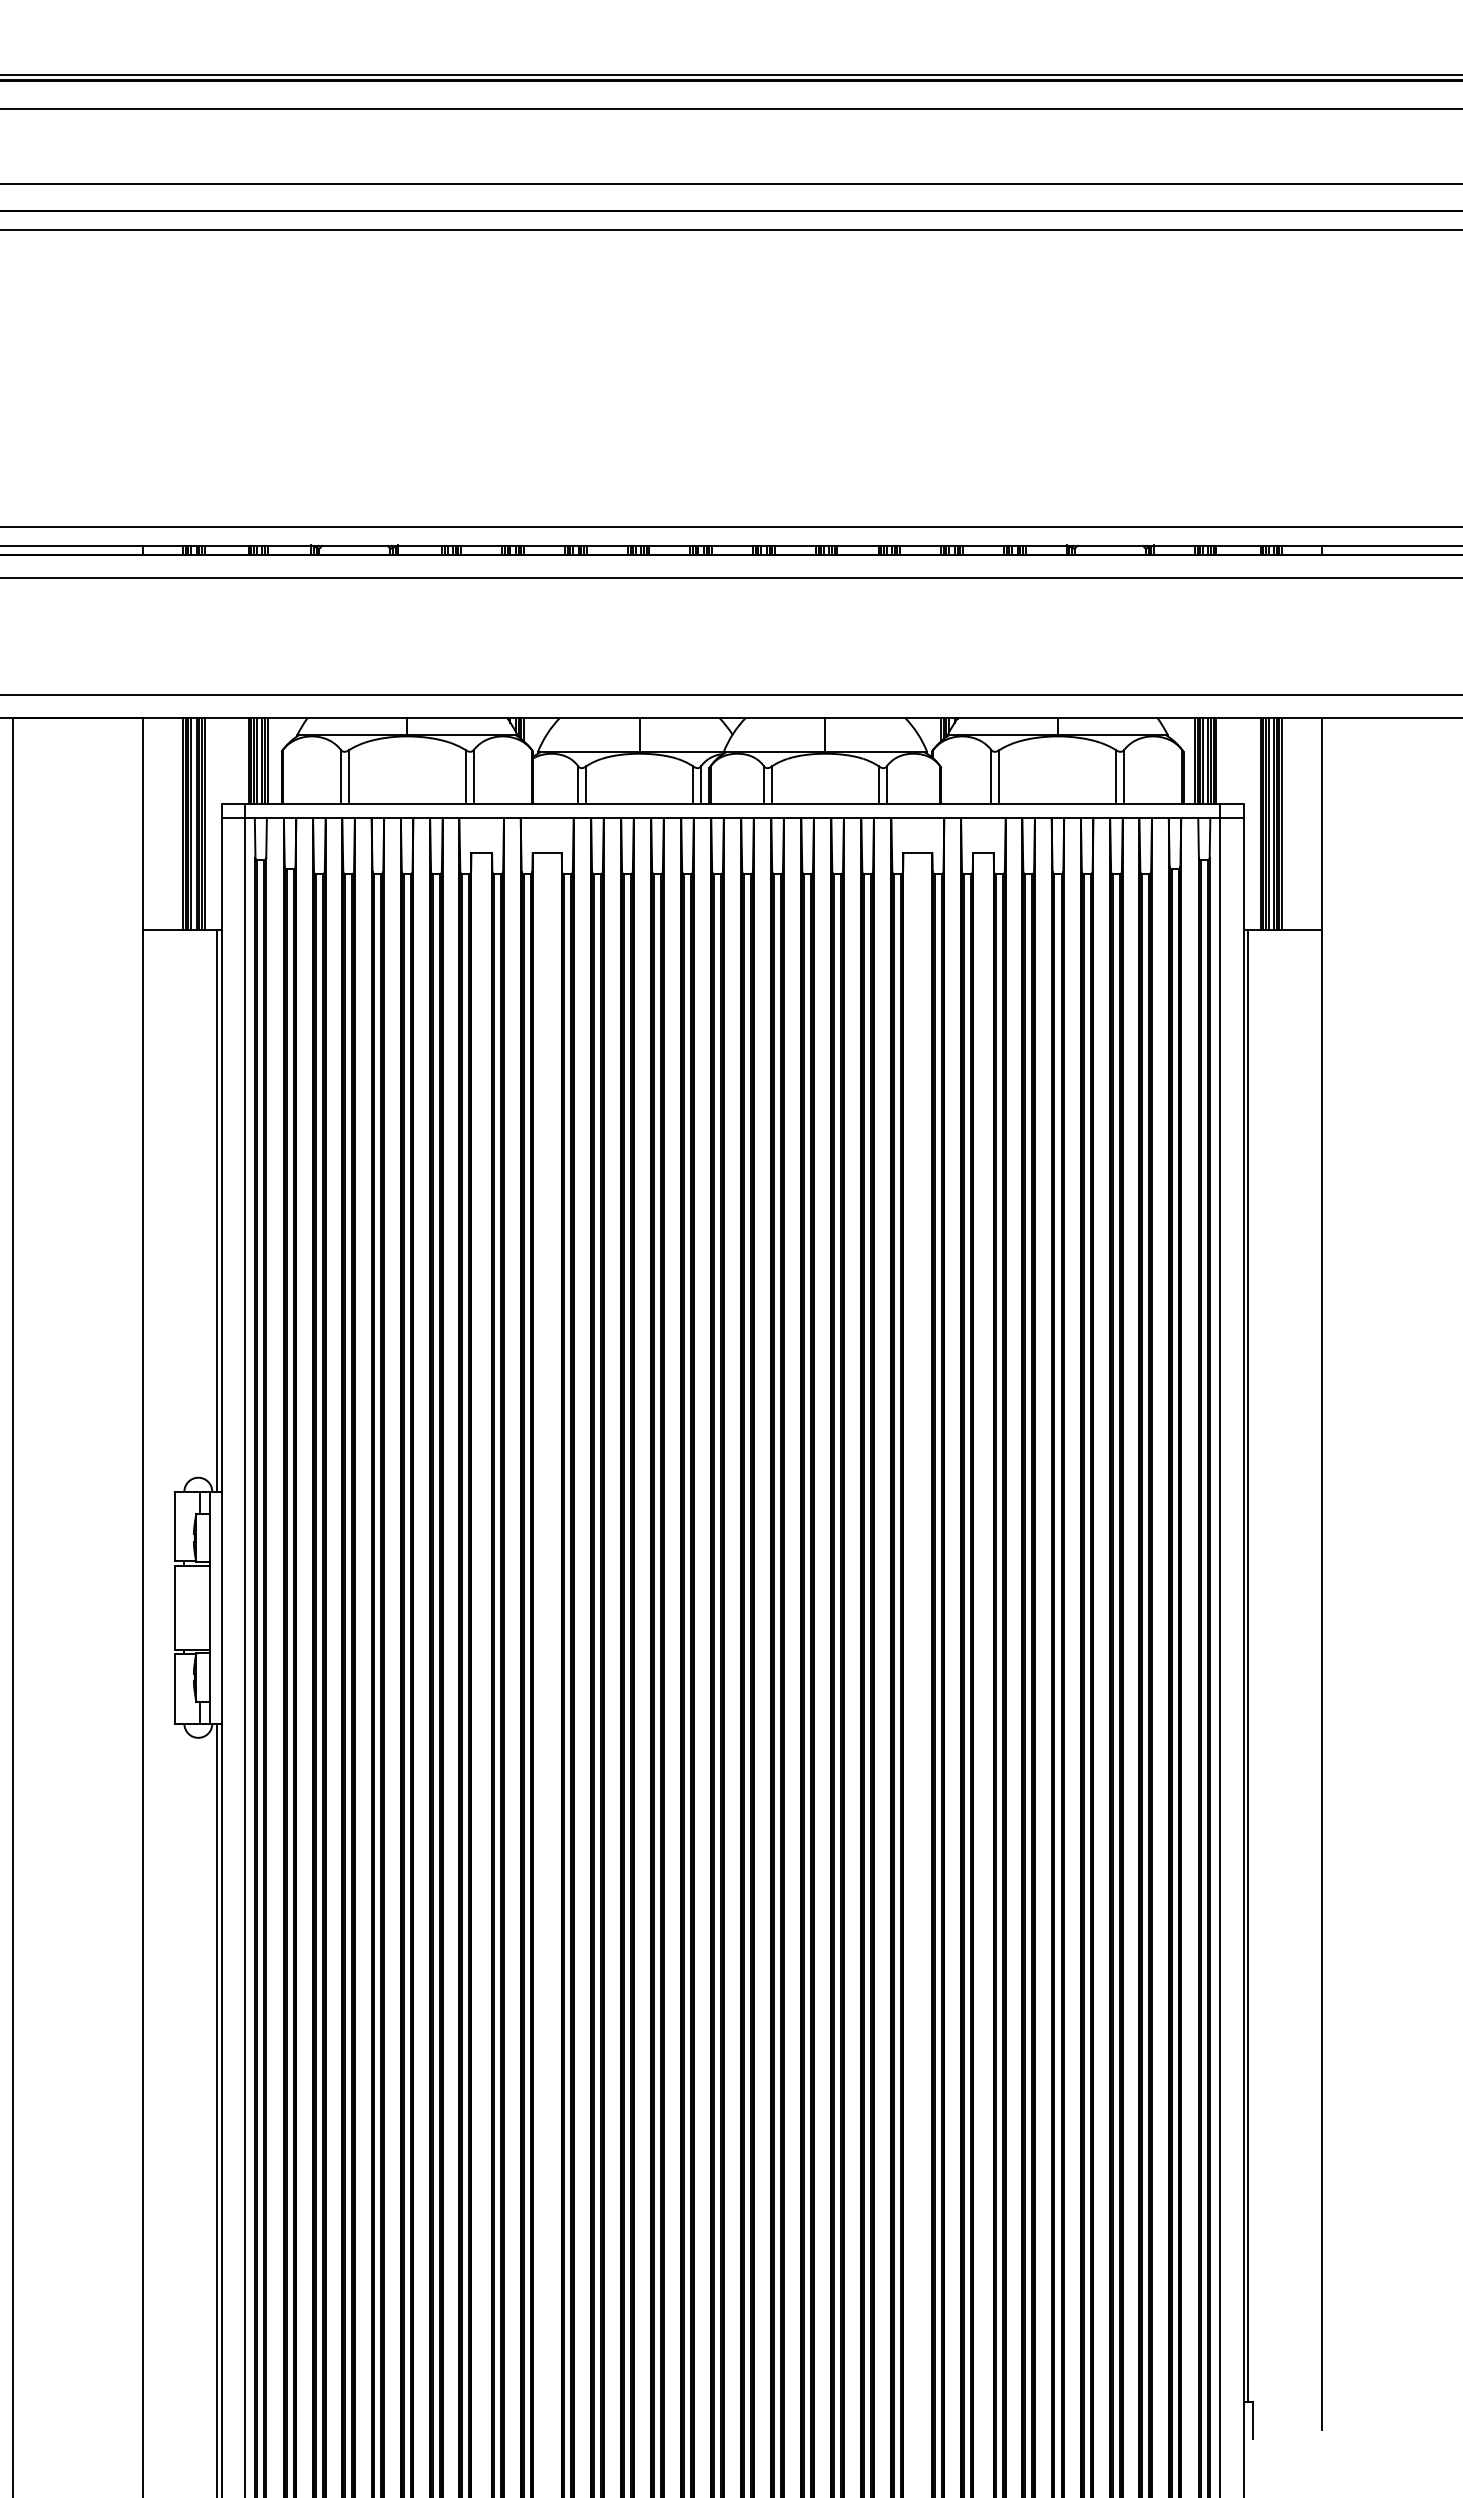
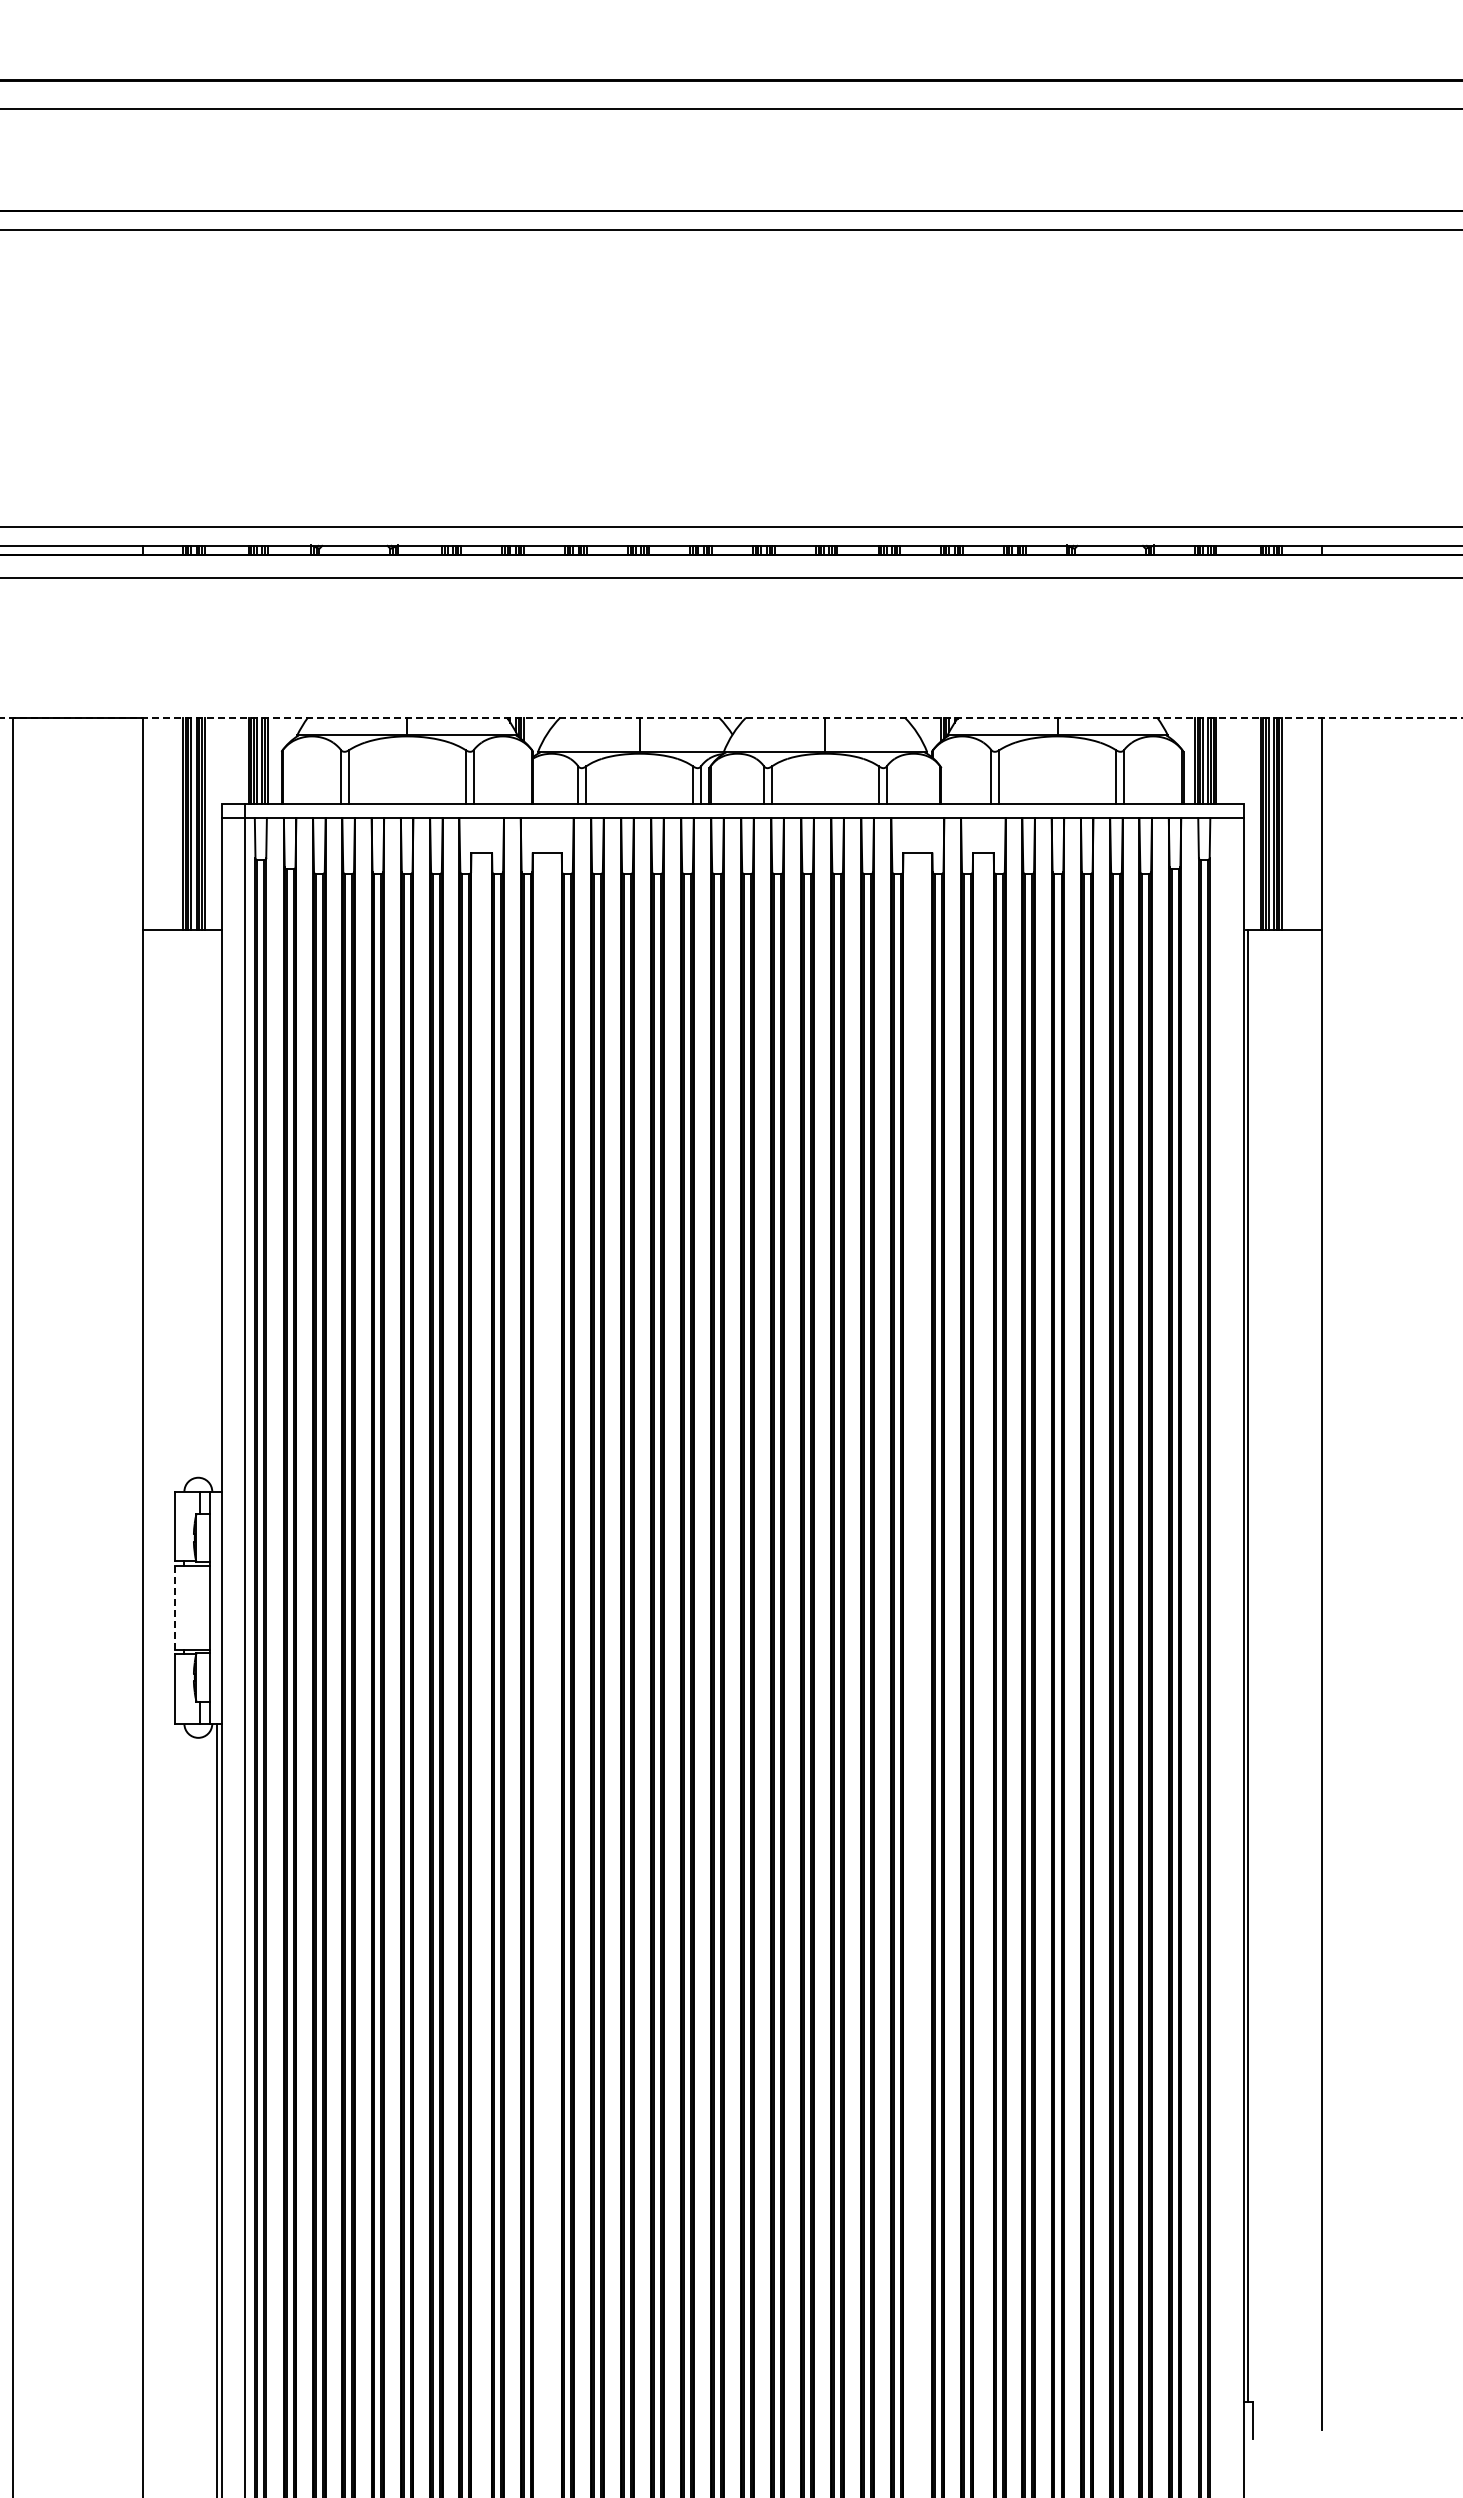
line: present -> none (730, 74)
line: present -> none (730, 183)
line: present -> none (730, 694)
line: solid -> dashed (731, 717)
line: present -> none (216, 1210)
line: solid -> dashed (175, 1607)
line: present -> none (1220, 1649)
